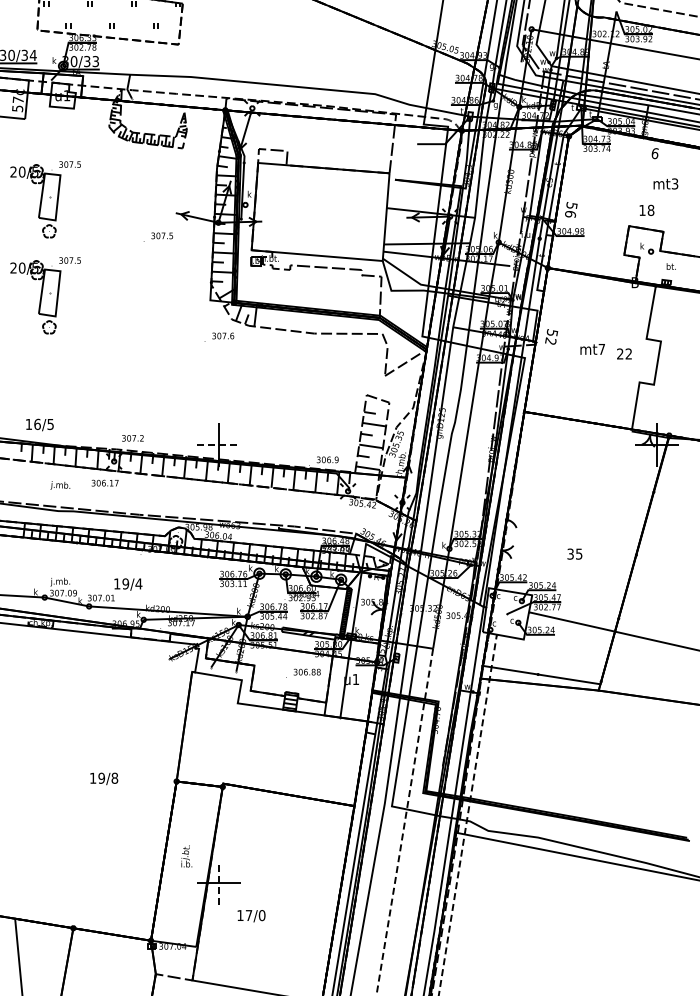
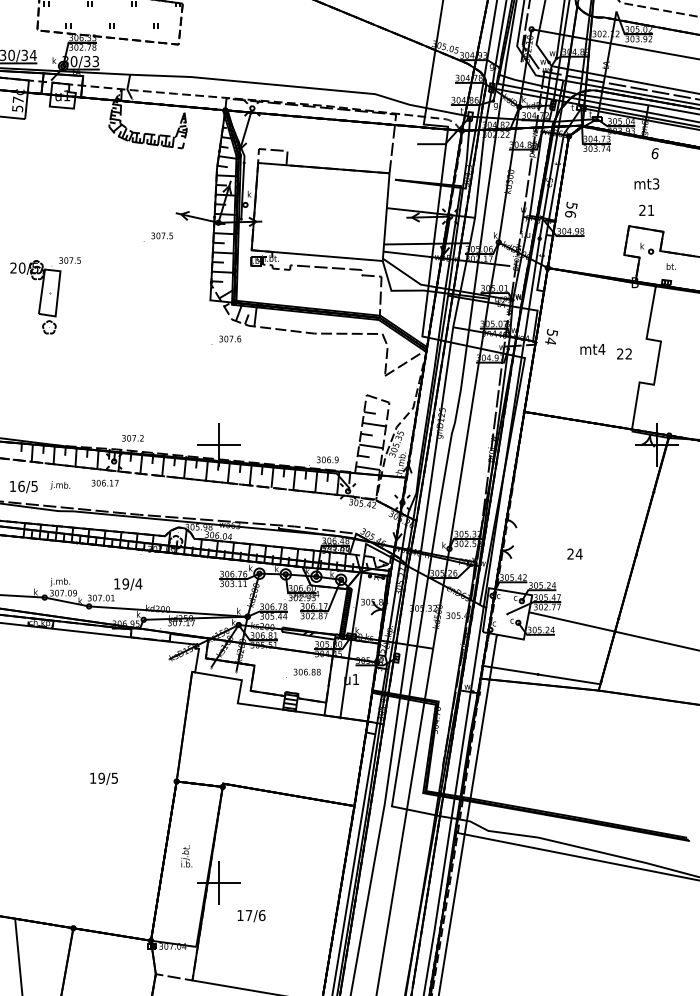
text position: (665, 183) -> (646, 183) (646, 183)
part: present -> none (45, 199)
text: 18 -> 21 (646, 209)
text position: (219, 336) -> (226, 339) (226, 339)
text: 52 -> 54 (550, 340)
text: mt7 -> mt4 (601, 349)
text position: (39, 424) -> (23, 486) (23, 486)
line: dashed -> solid (219, 445)
text: 35 -> 24 (574, 553)
text: 19/8 -> 19/5 (114, 777)
line: dashed -> solid (467, 815)
line: dashed -> solid (404, 822)
line: dashed -> solid (219, 882)
text: 17/0 -> 17/6 (262, 915)
